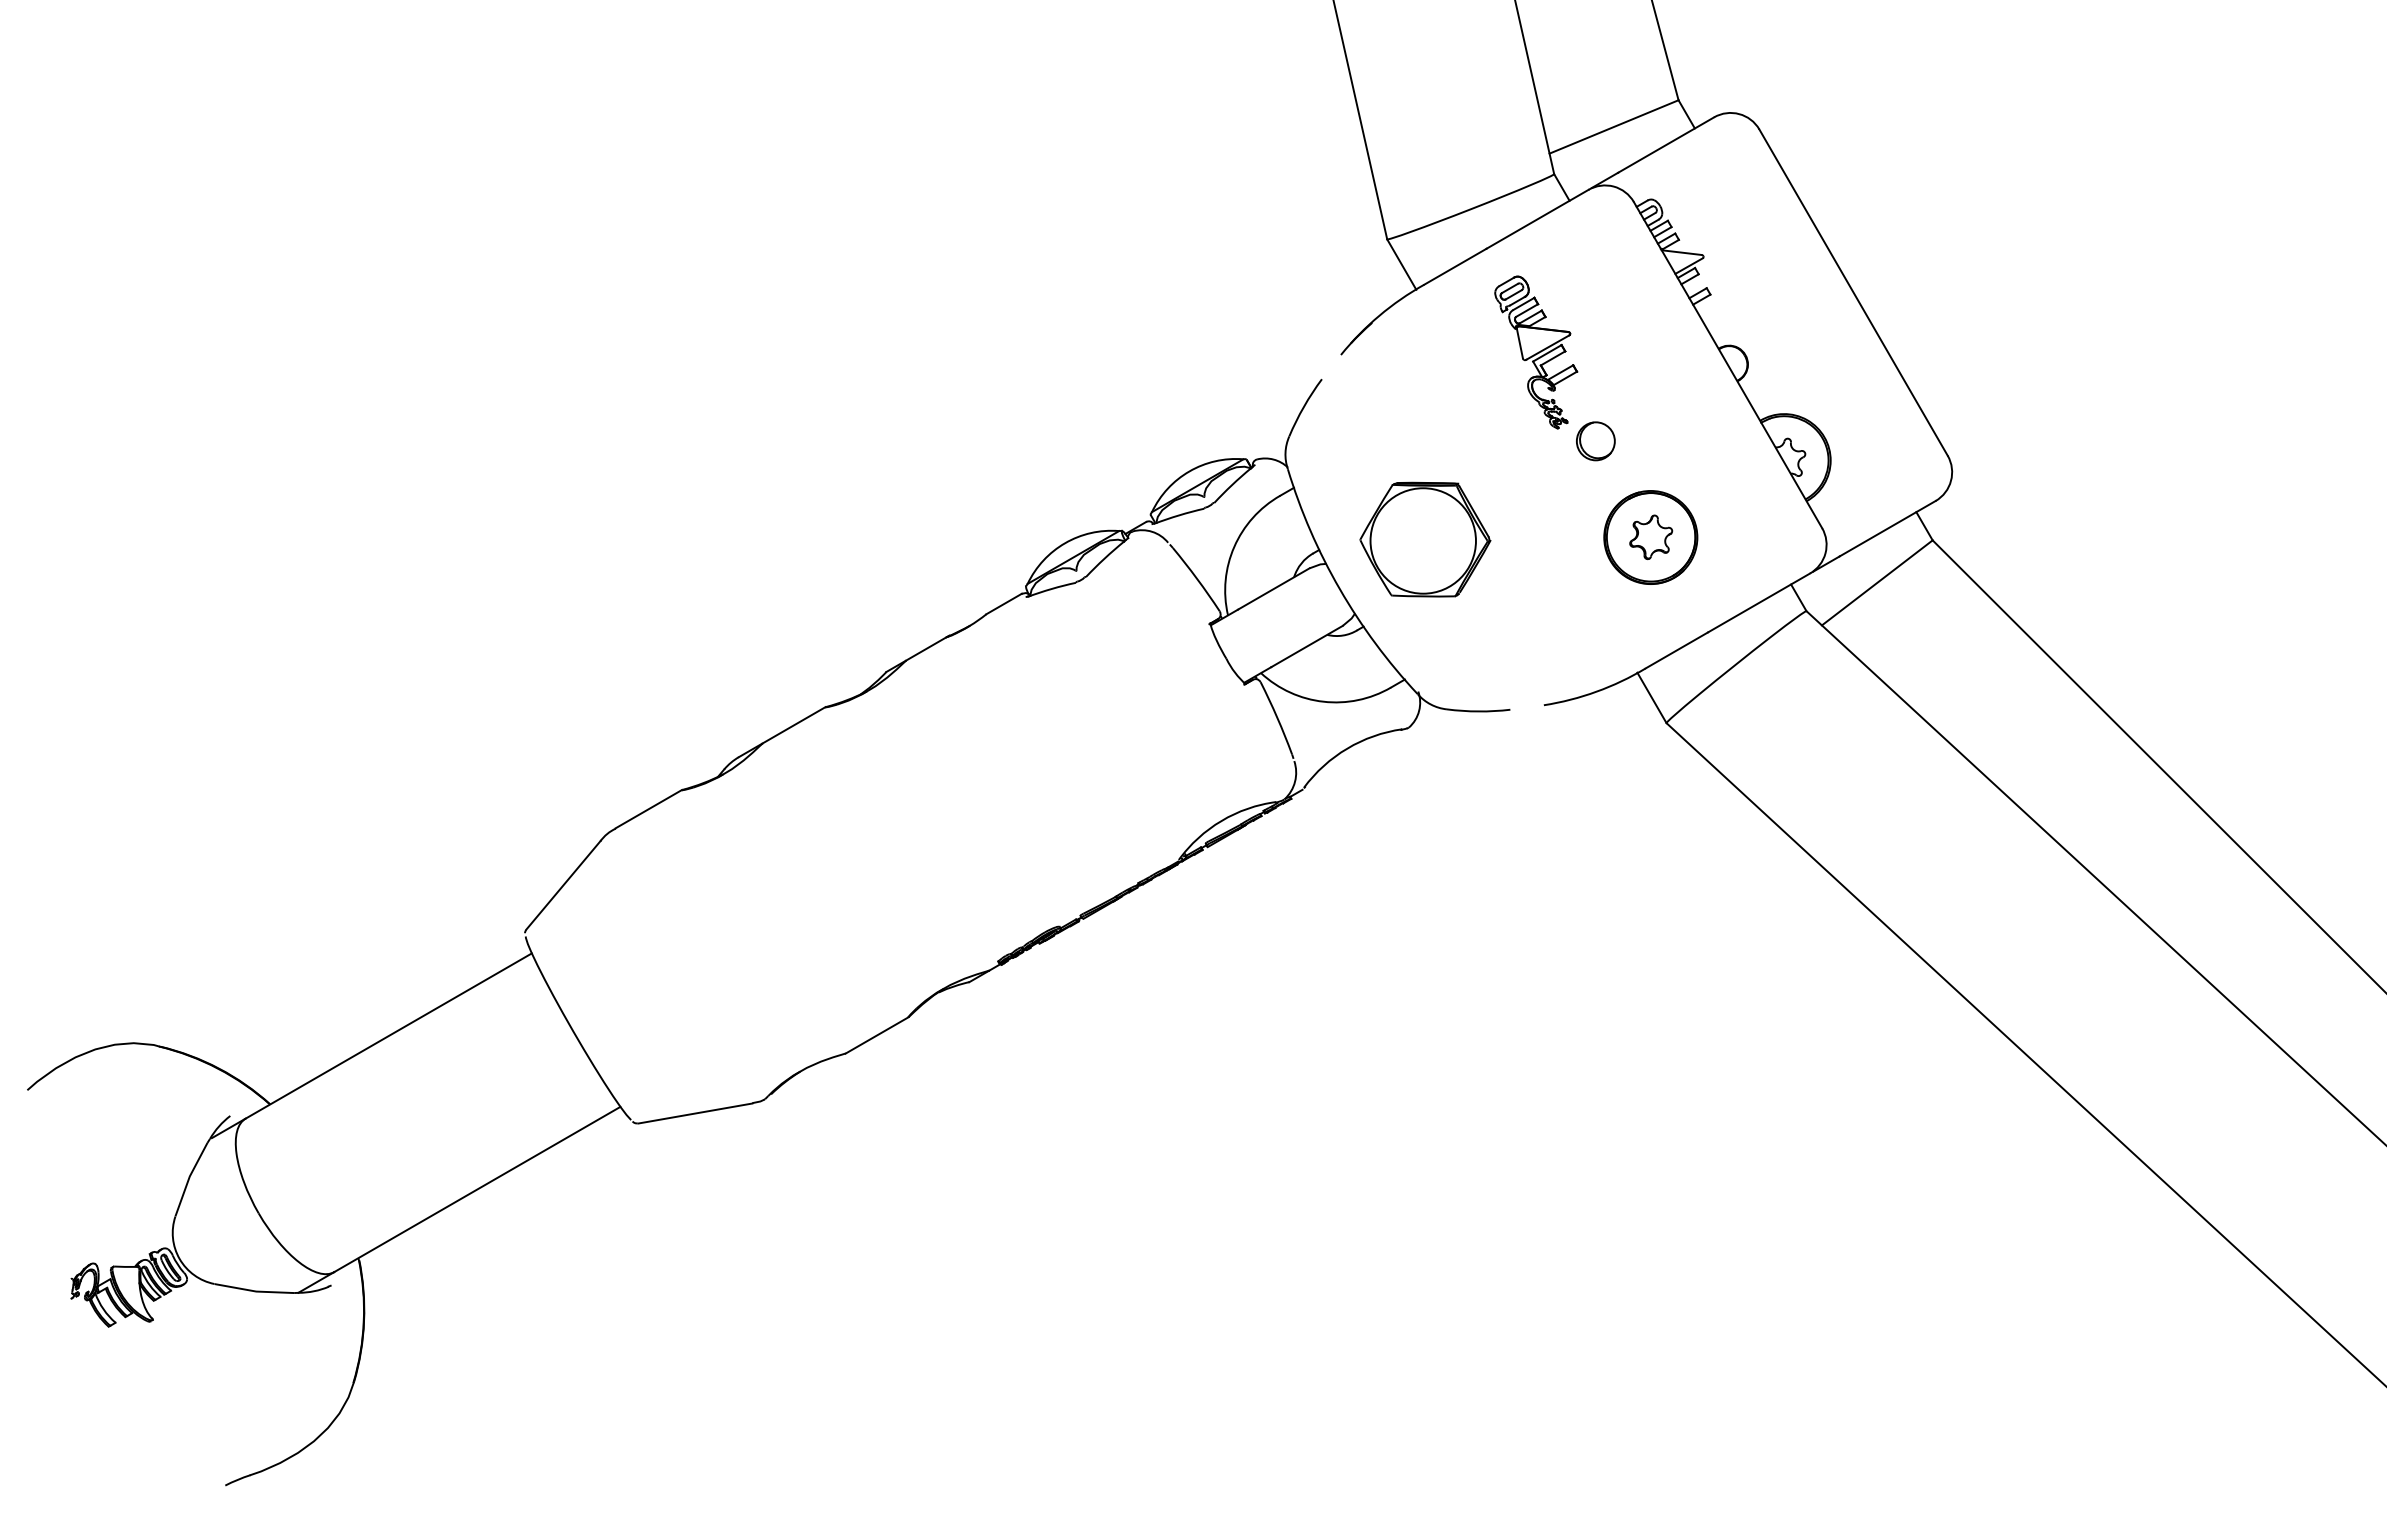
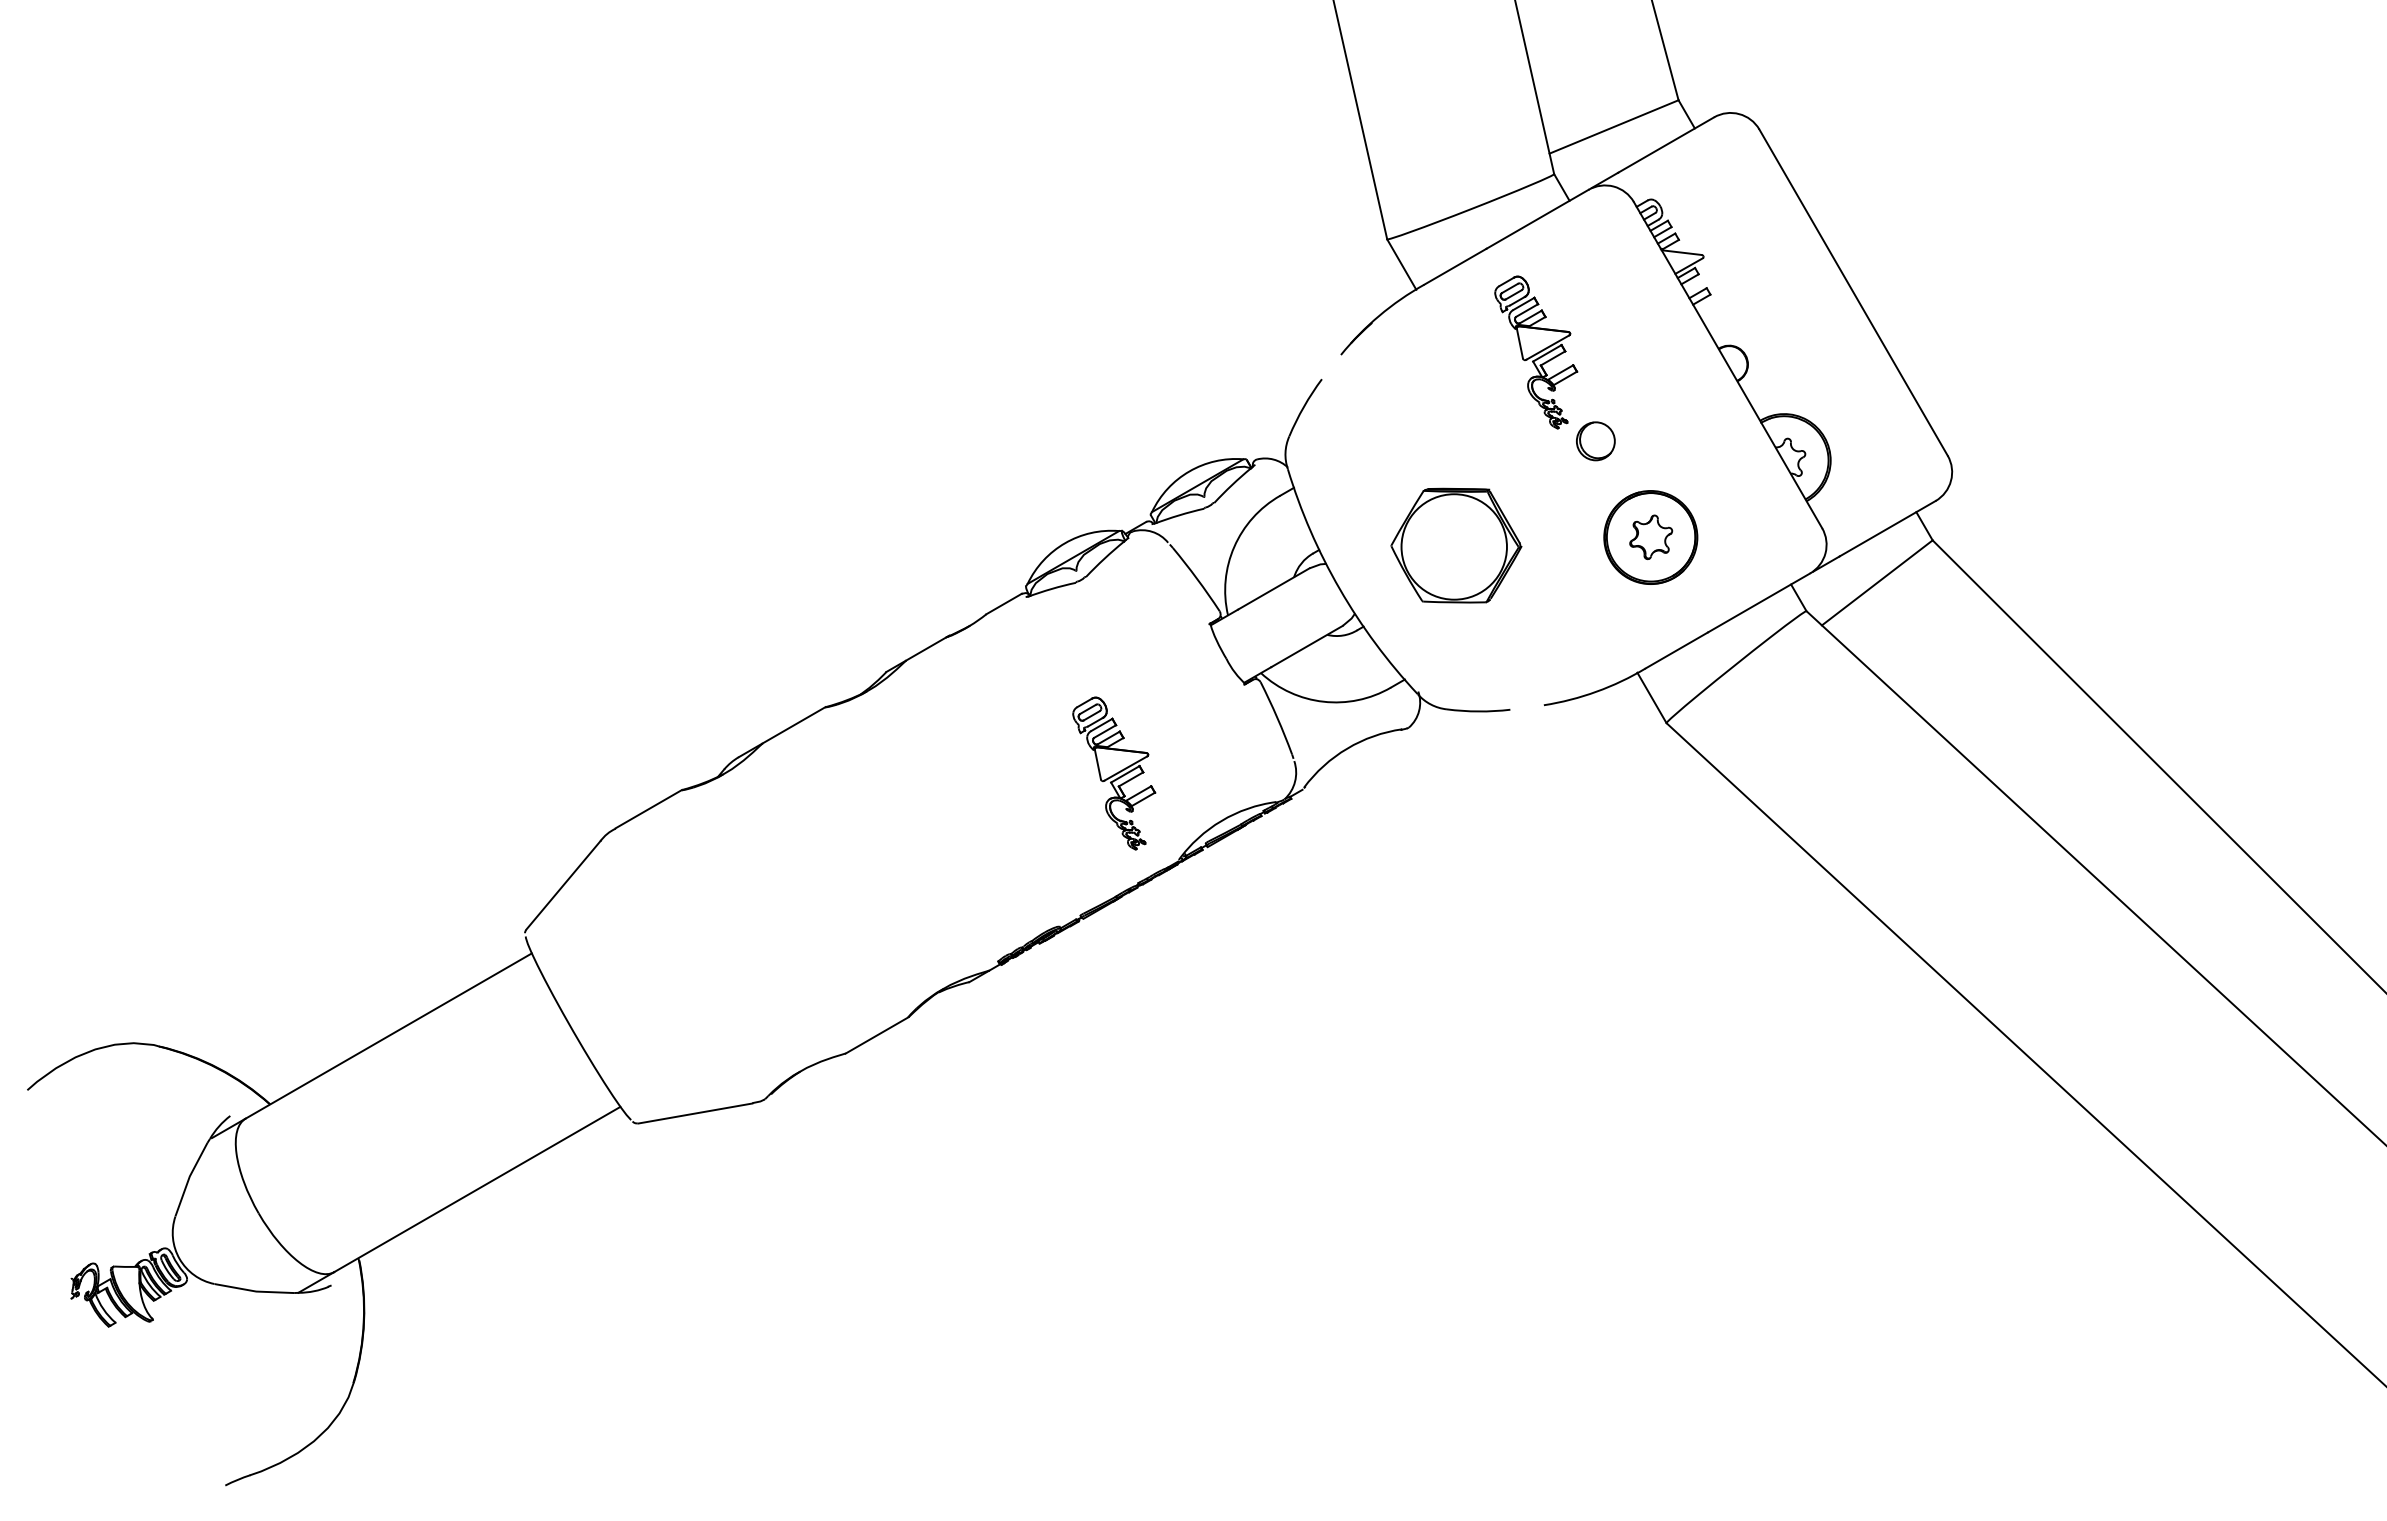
part position: (1425, 539) -> (1456, 545) (1456, 545)
part: none -> present (1114, 773)
